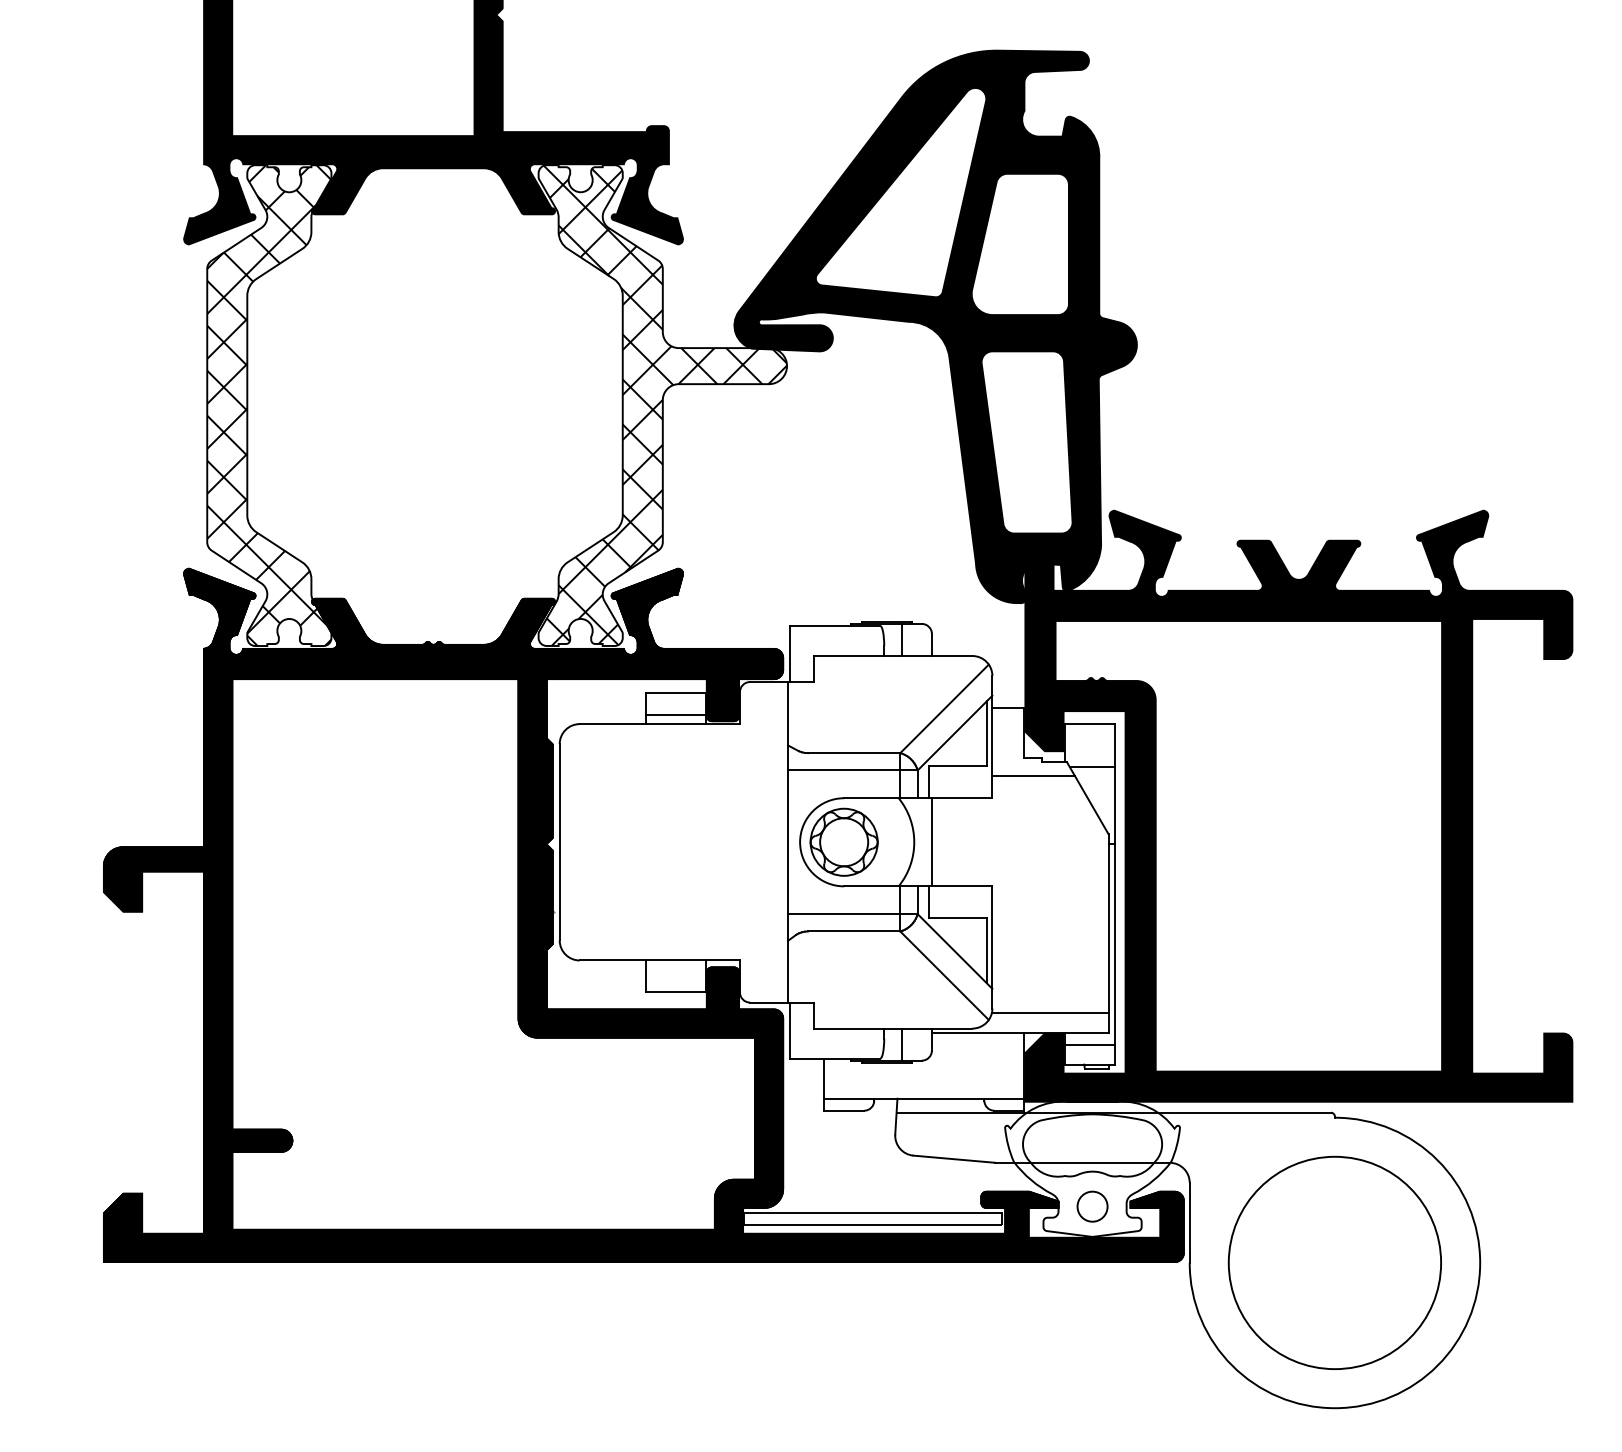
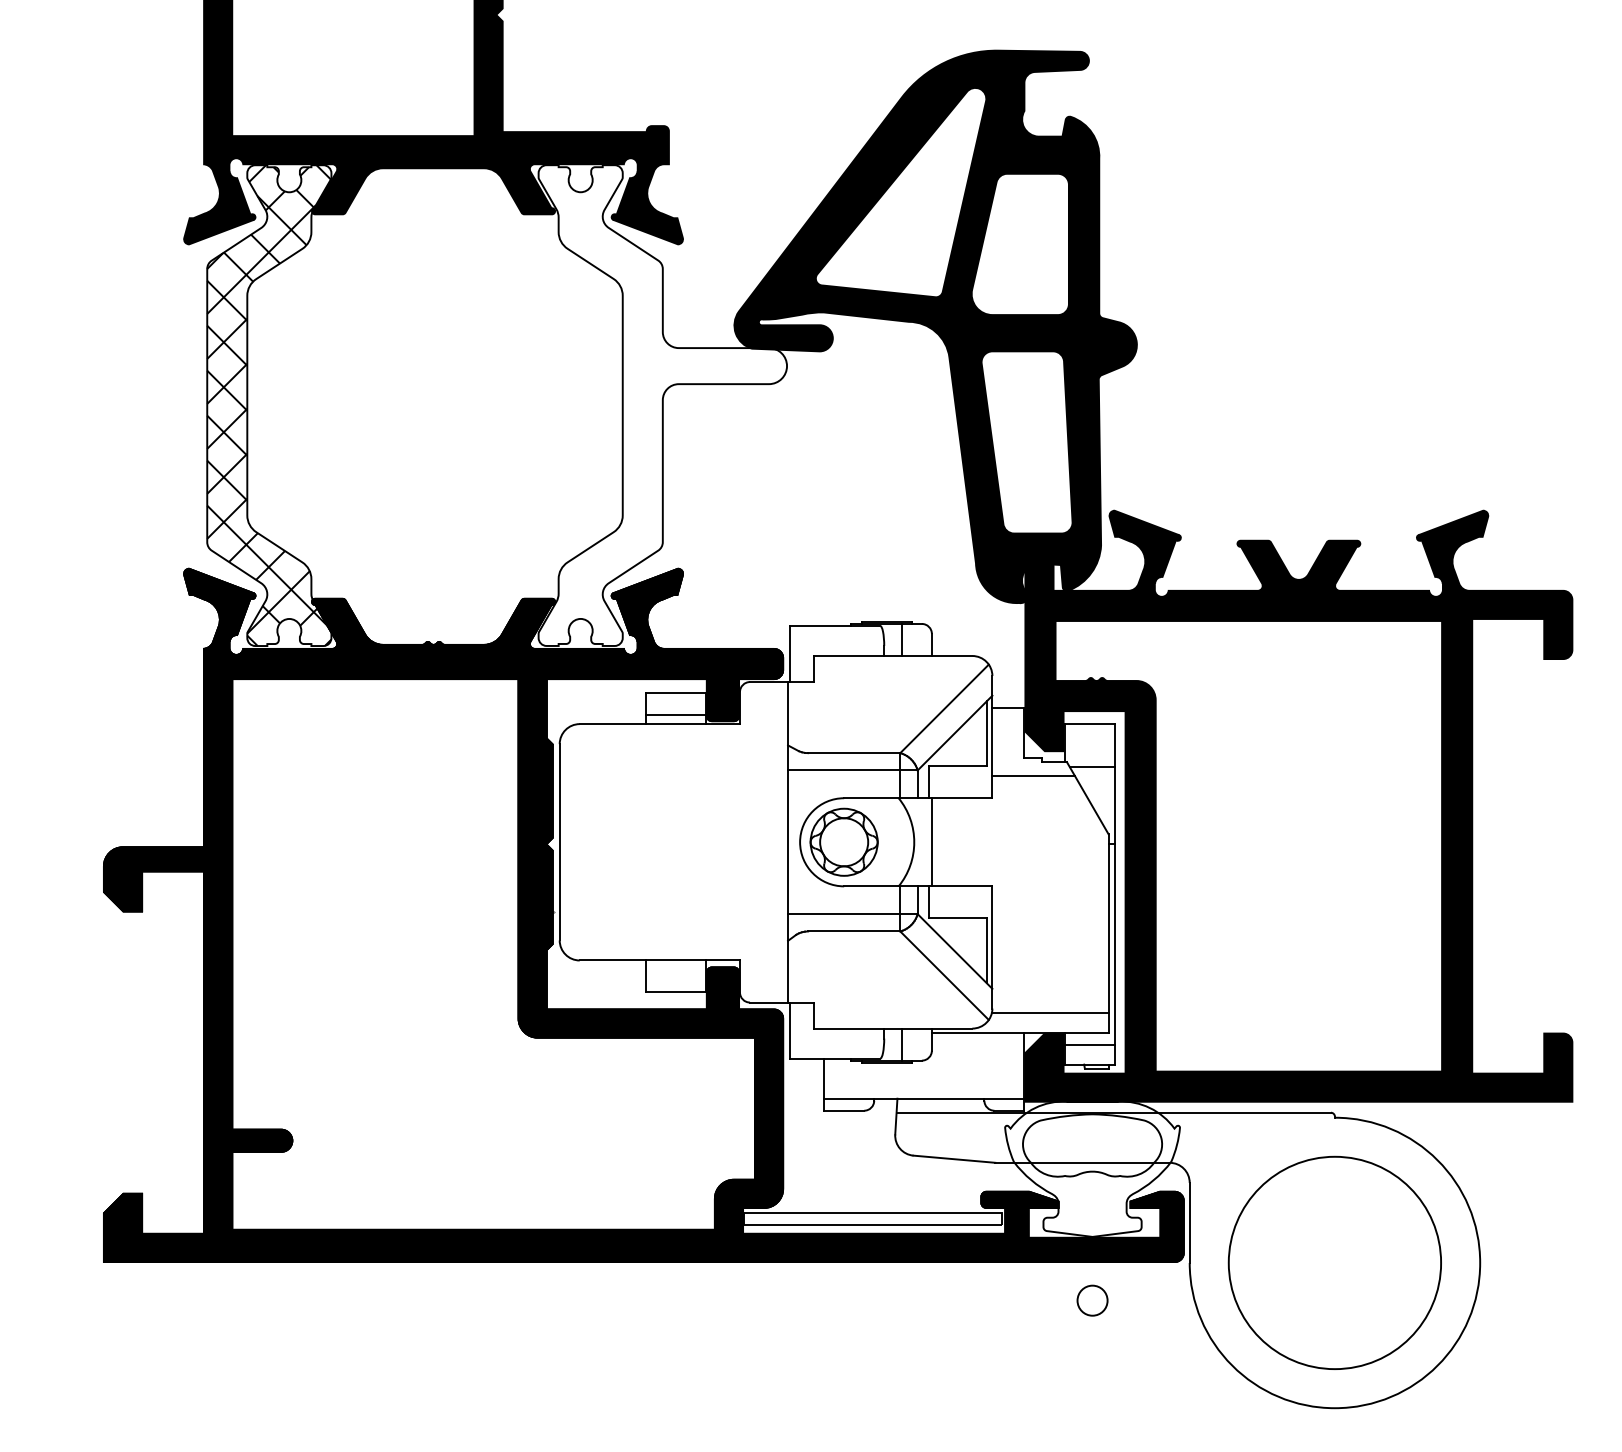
hatch: present -> none (665, 405)
circle position: (1092, 1206) -> (1092, 1300) (1092, 1300)
